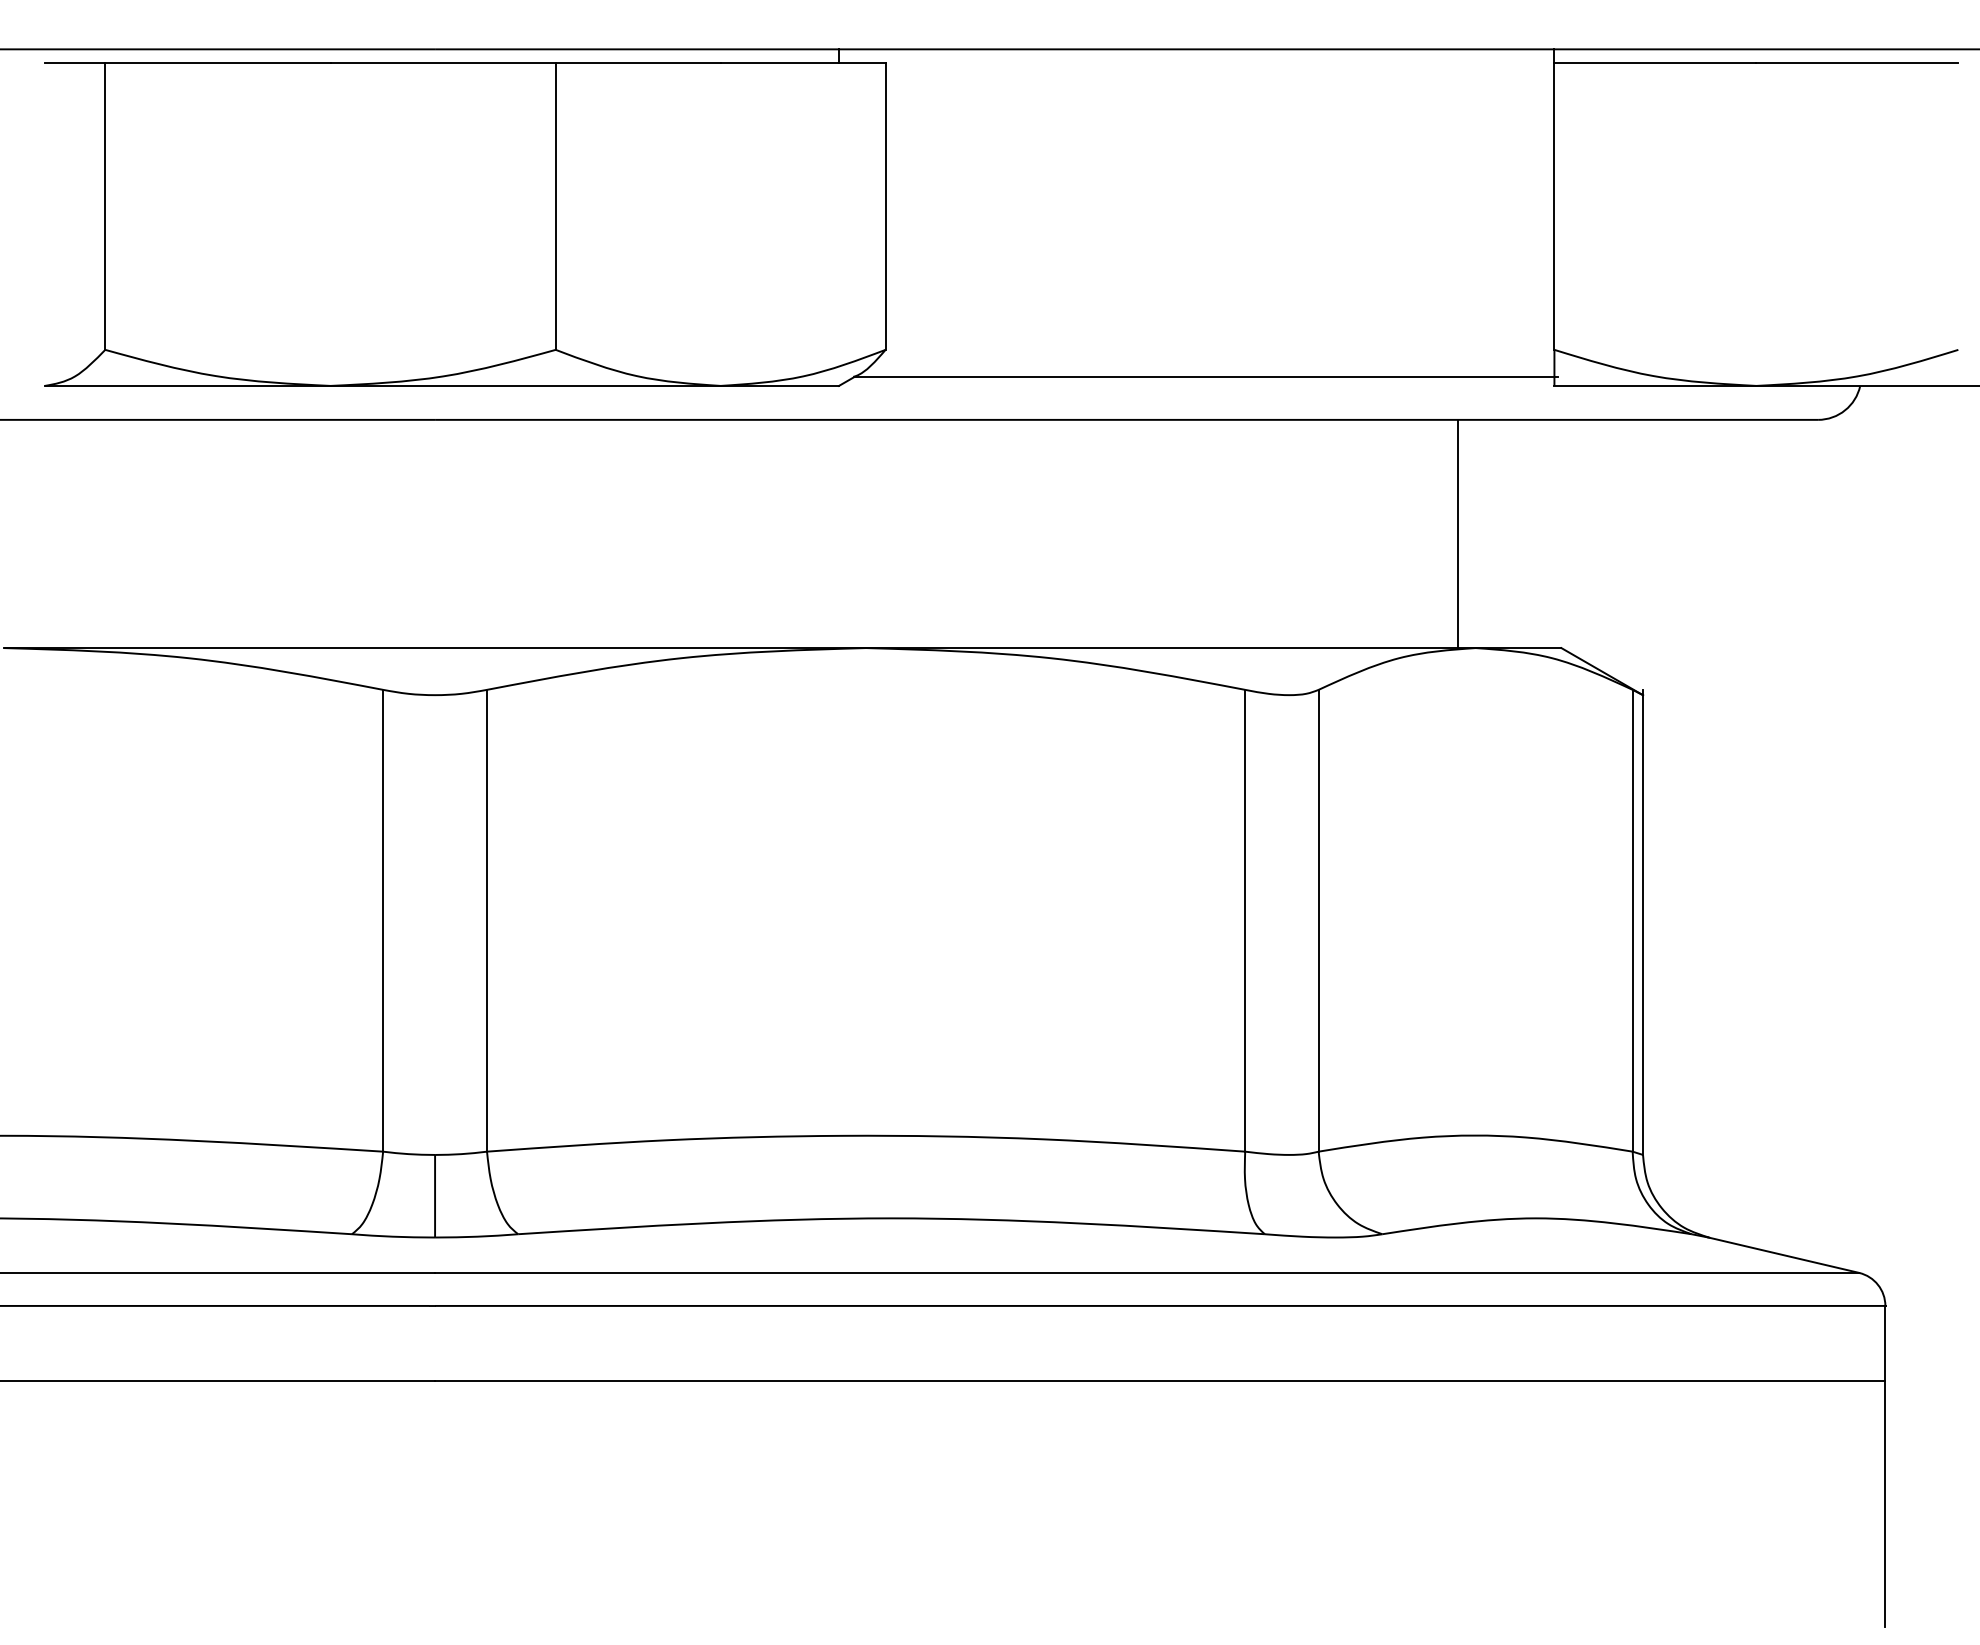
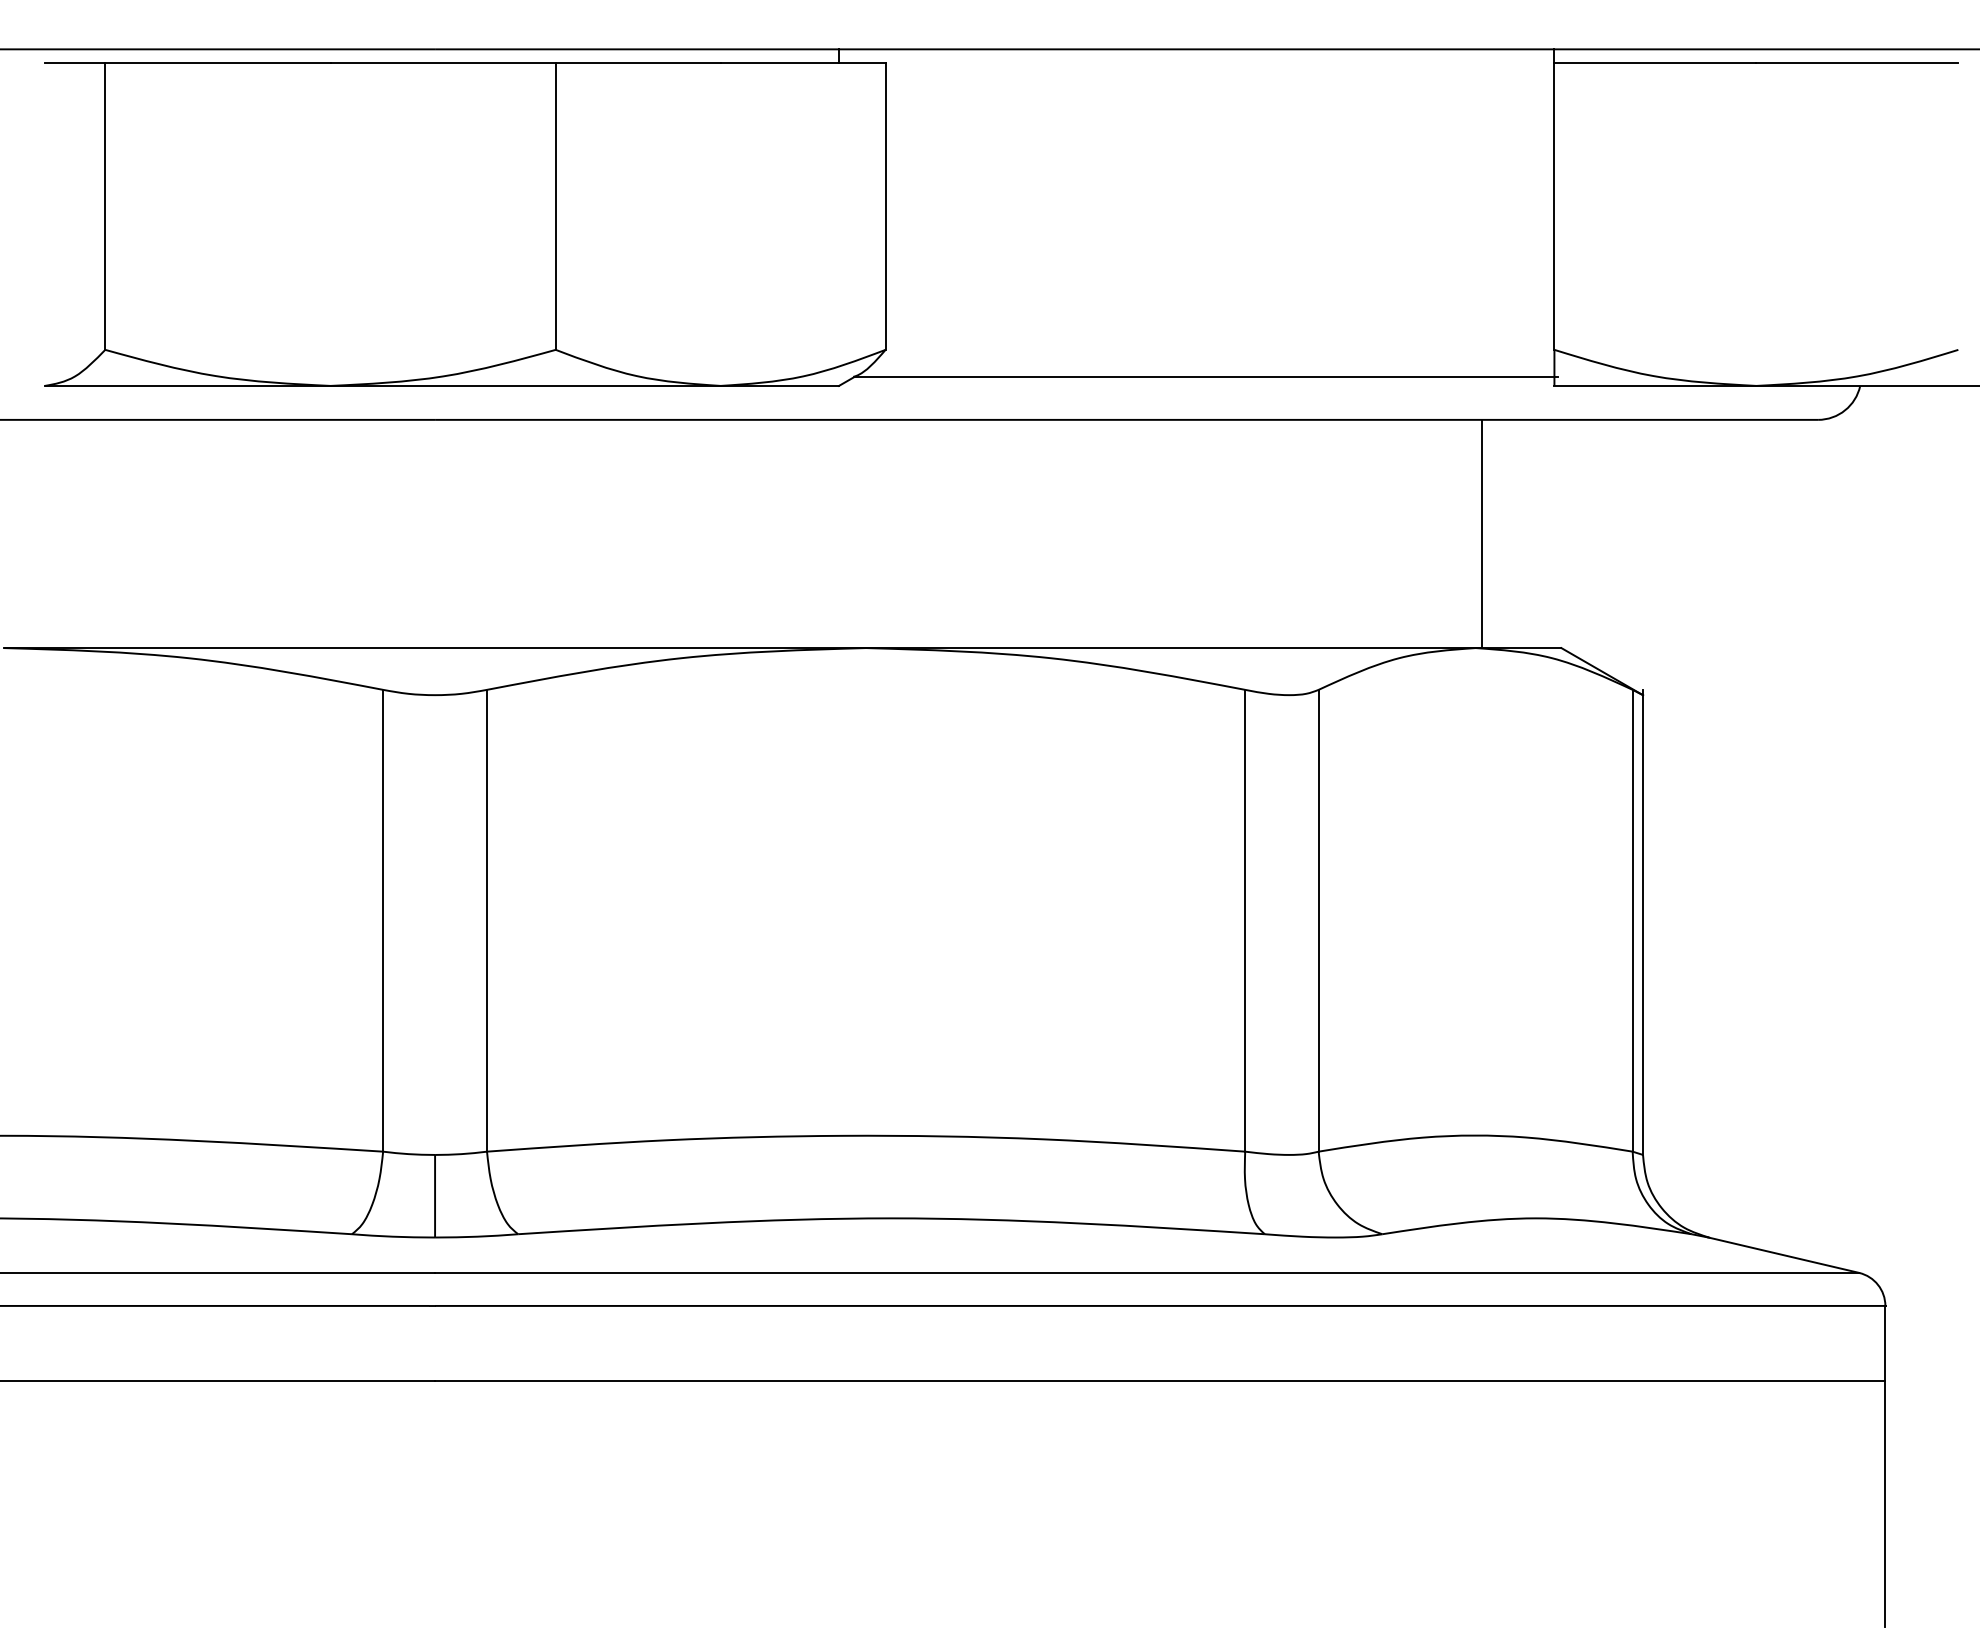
line position: (1457, 533) -> (1481, 533) (1481, 533)
